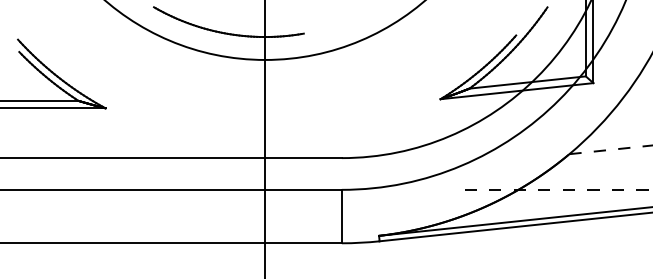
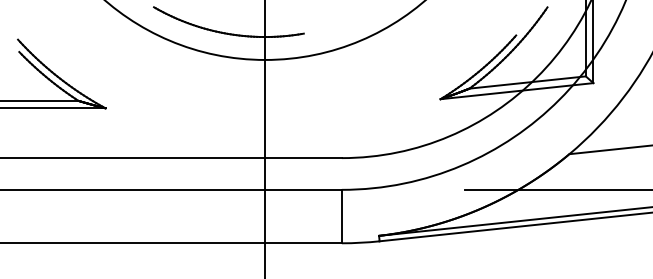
line: dashed -> solid (611, 149)
line: dashed -> solid (558, 189)
